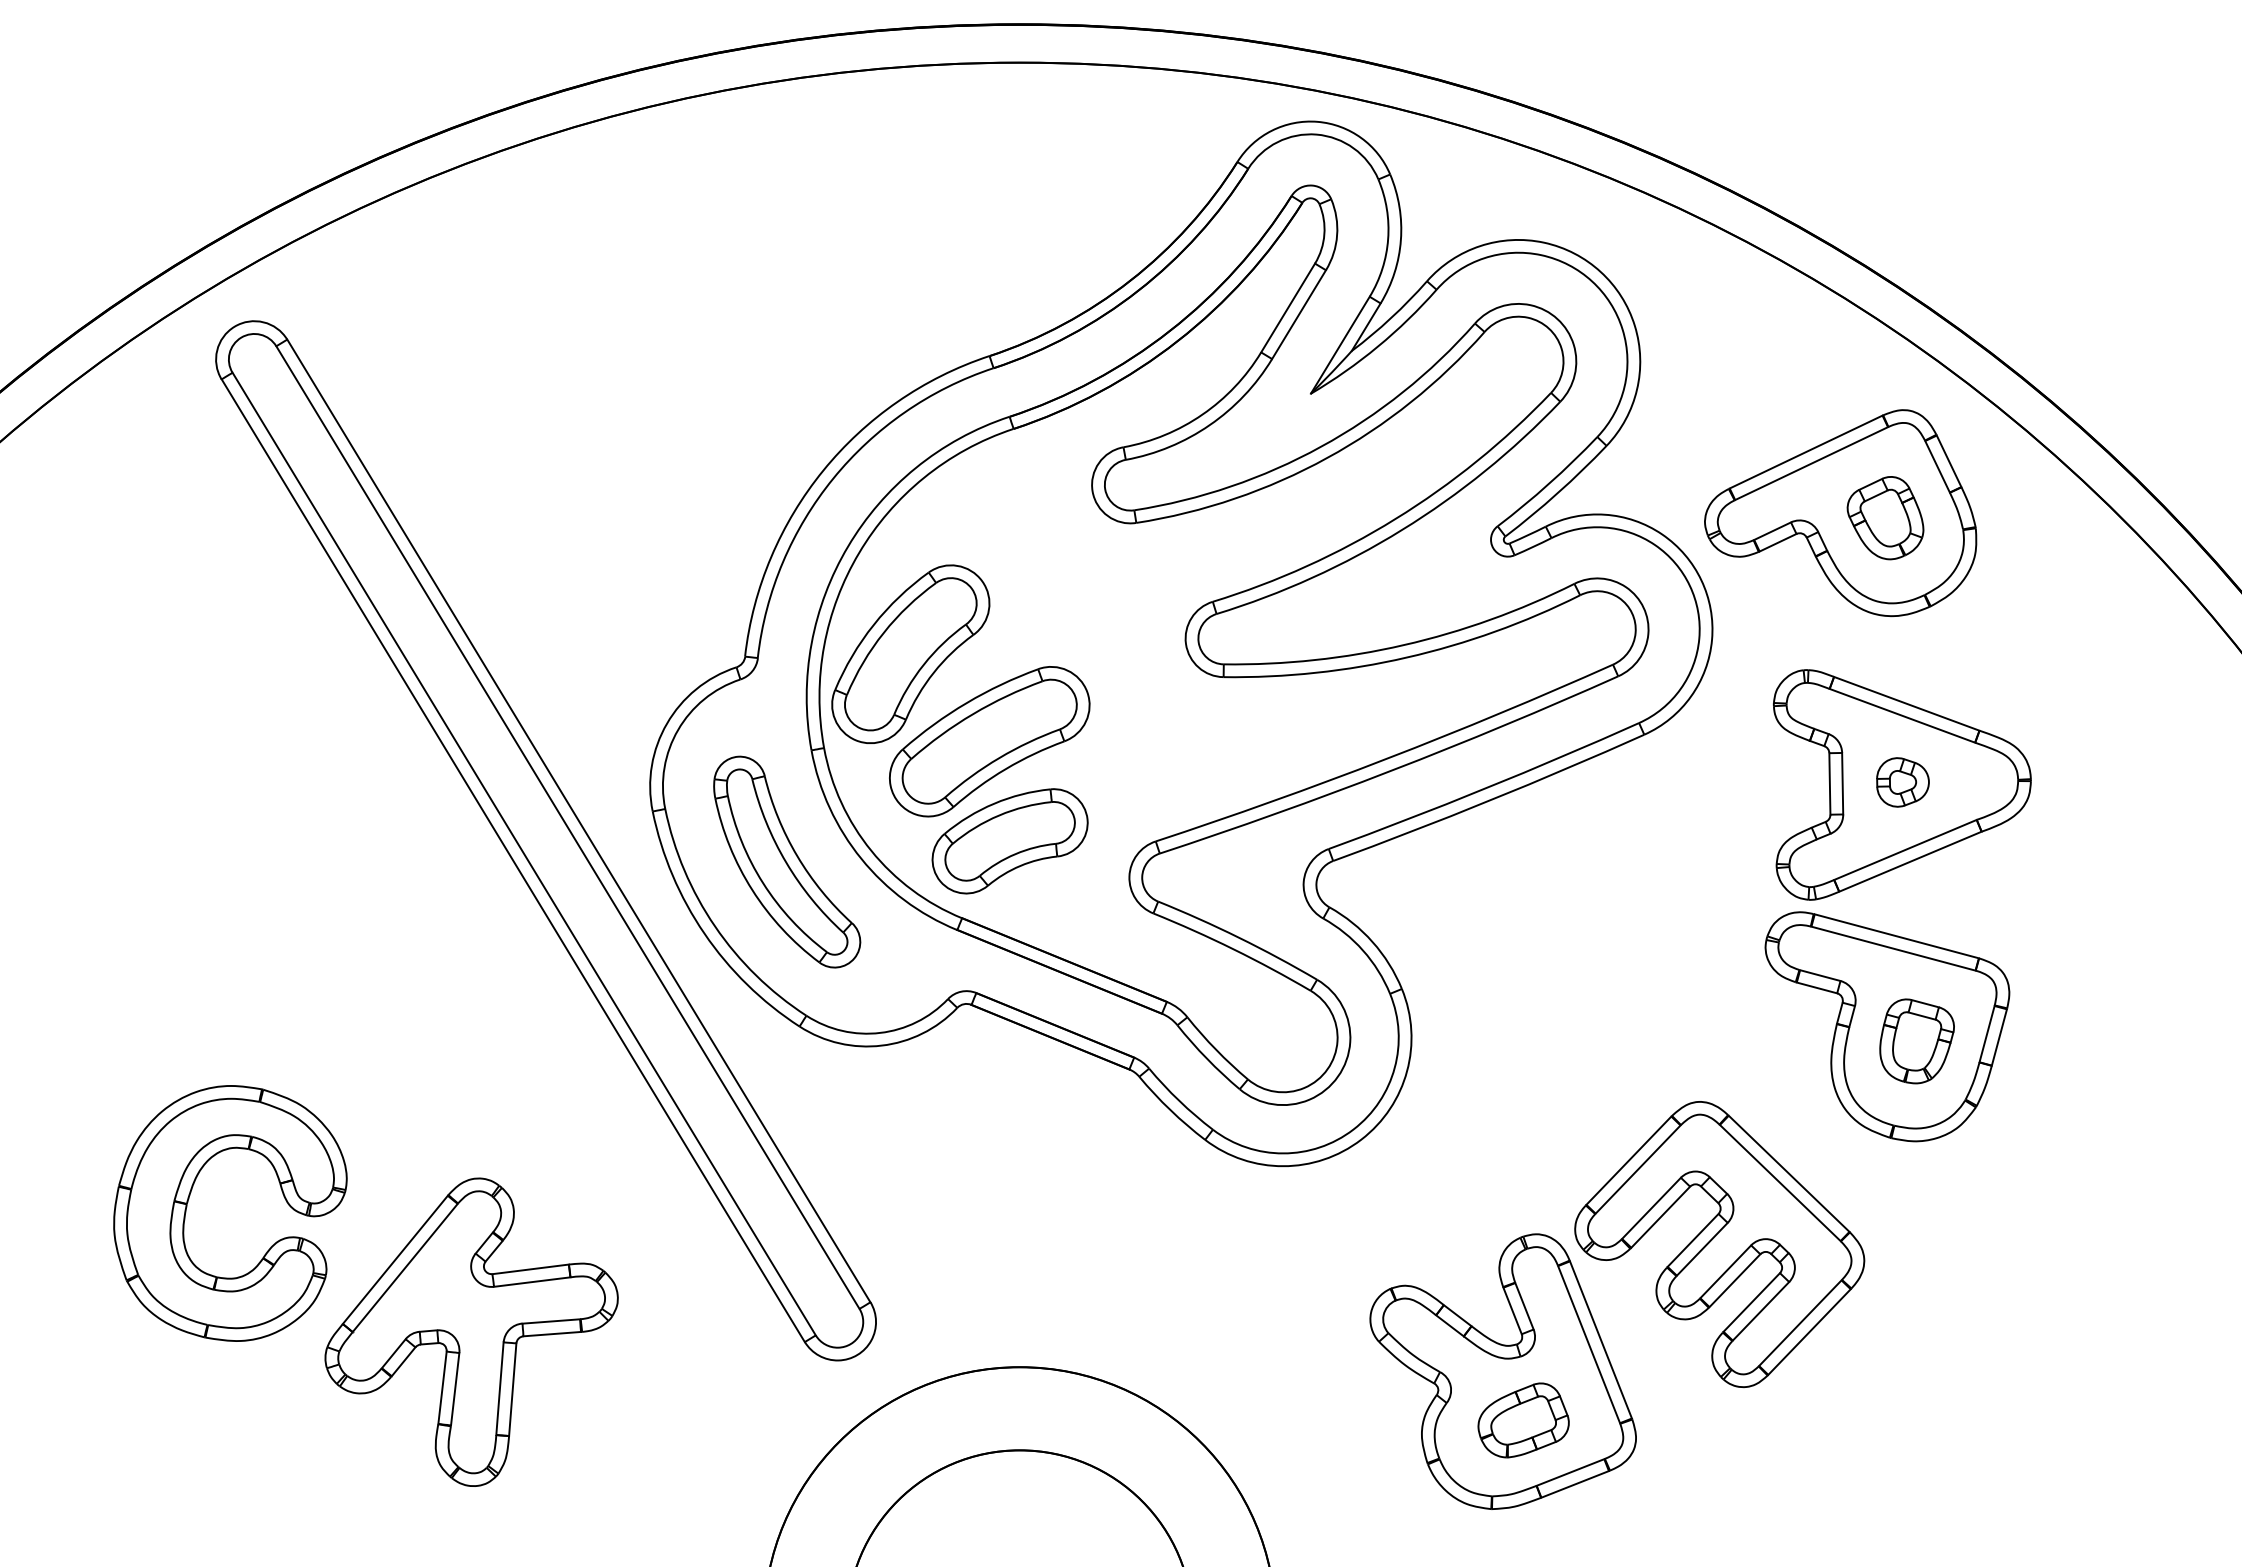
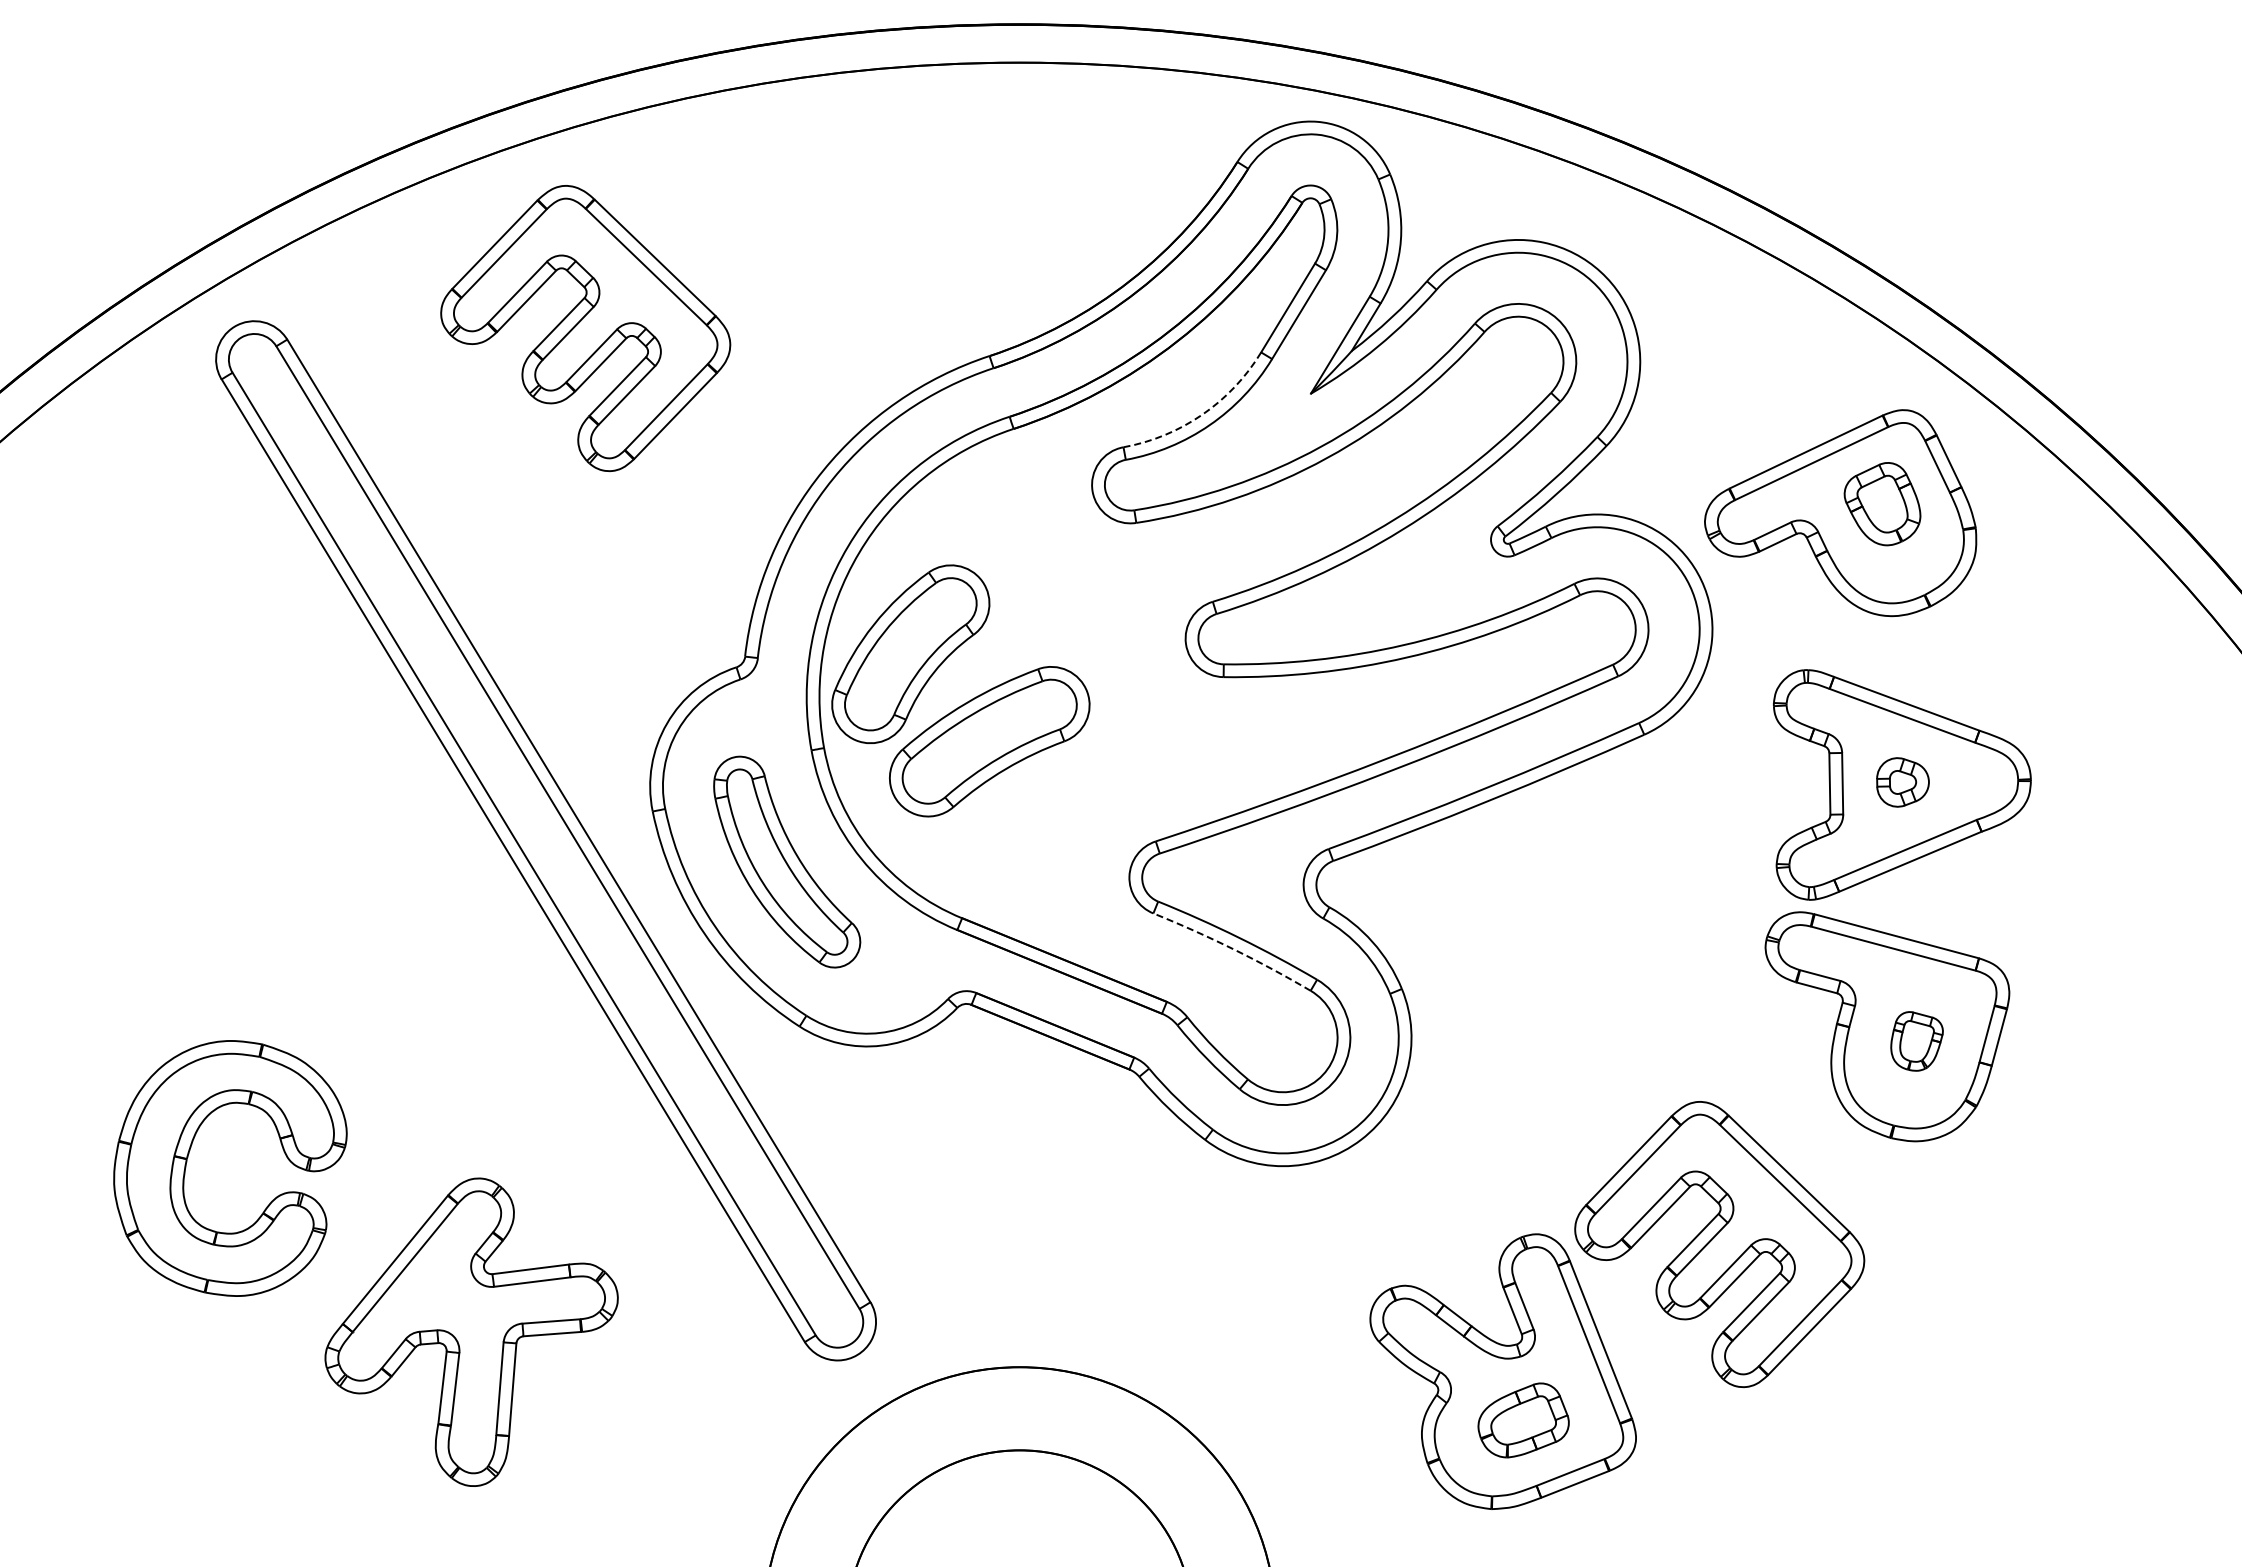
part: none -> present (585, 328)
arc: solid -> dashed (1202, 414)
part position: (1885, 518) -> (1882, 504) (1882, 504)
part: present -> none (1009, 841)
arc: solid -> dashed (1233, 949)
part size: 76x87 px -> 54x61 px (1916, 1041)
part position: (189, 1199) -> (189, 1154) (189, 1154)
